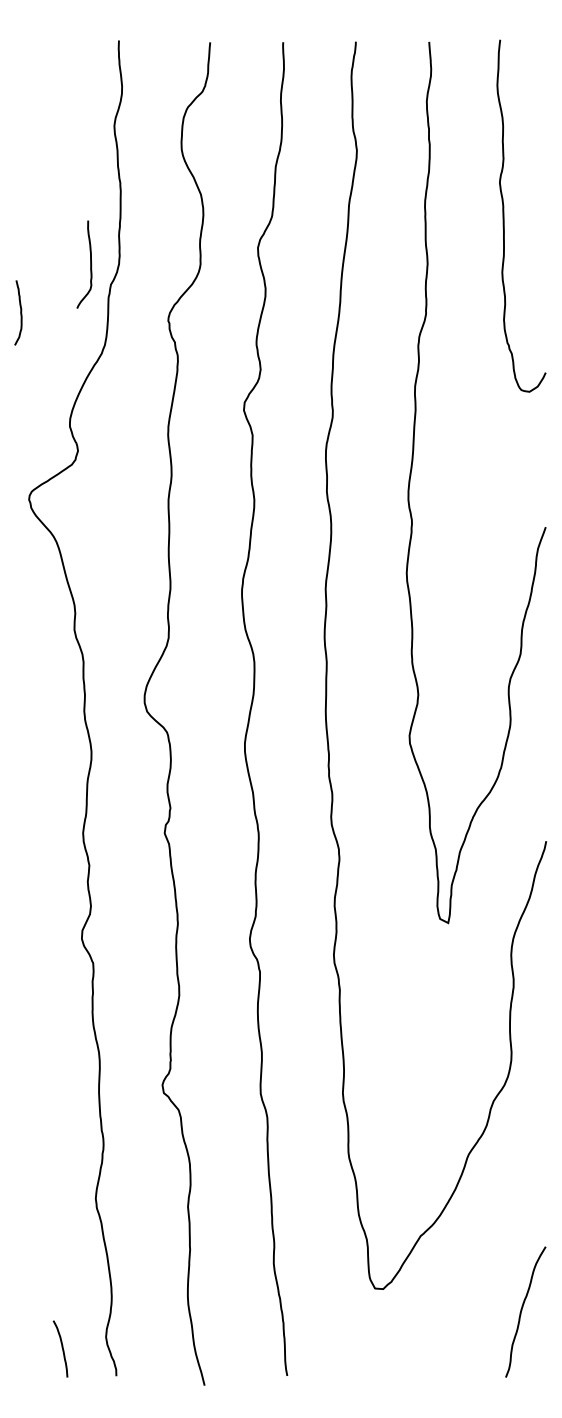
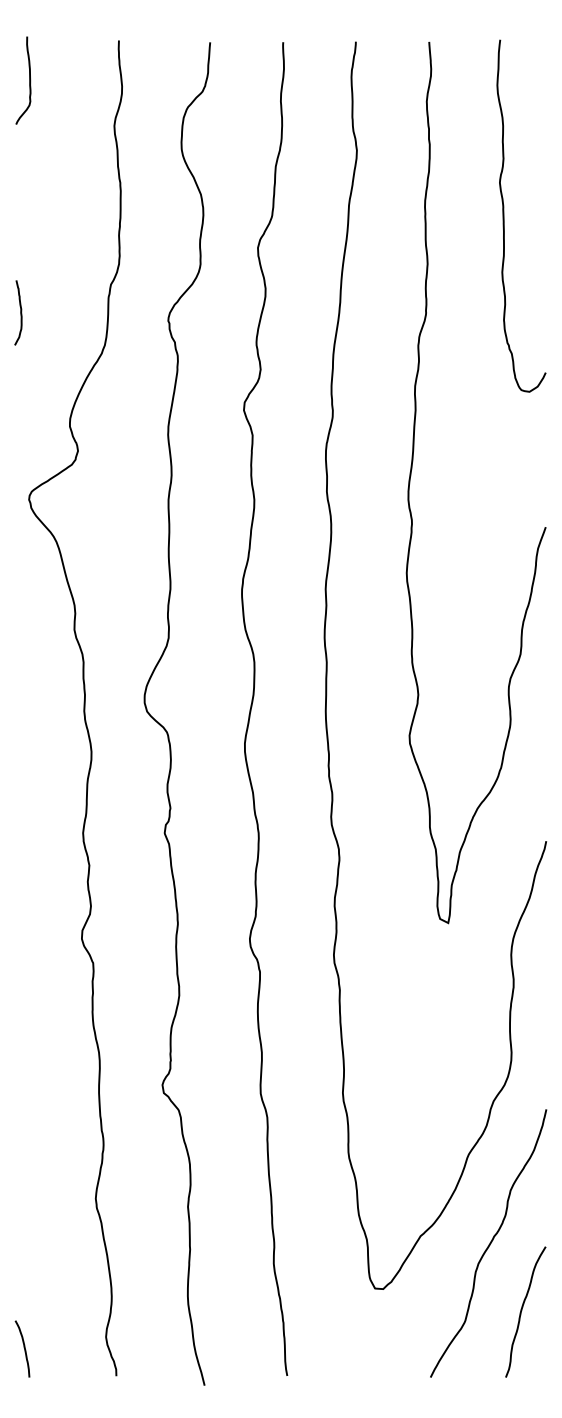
curve position: (90, 264) -> (29, 80) (29, 80)
curve: none -> present (489, 1243)
curve position: (61, 1347) -> (23, 1347) (23, 1347)
